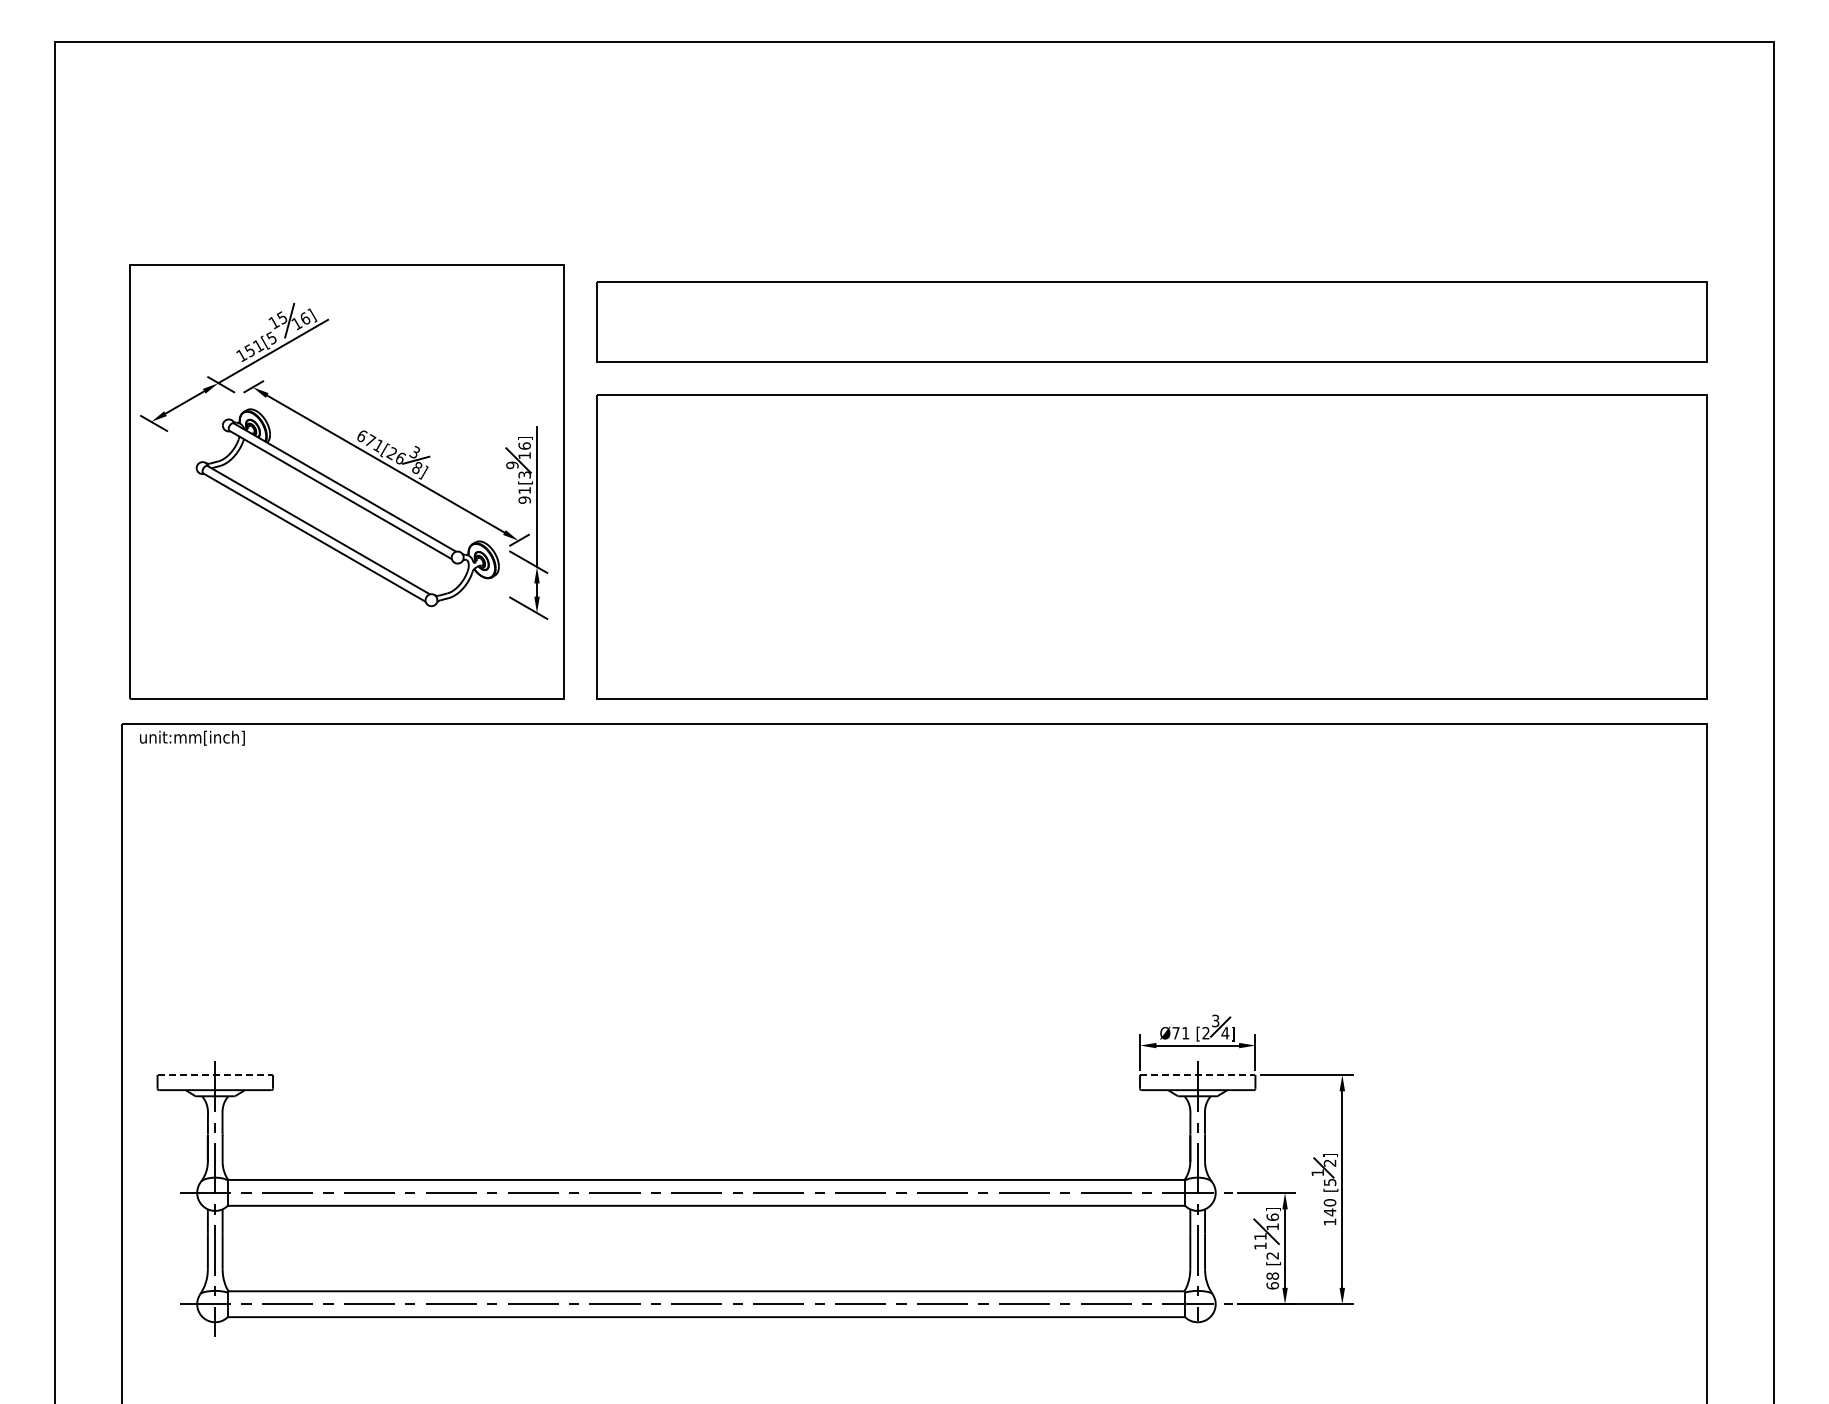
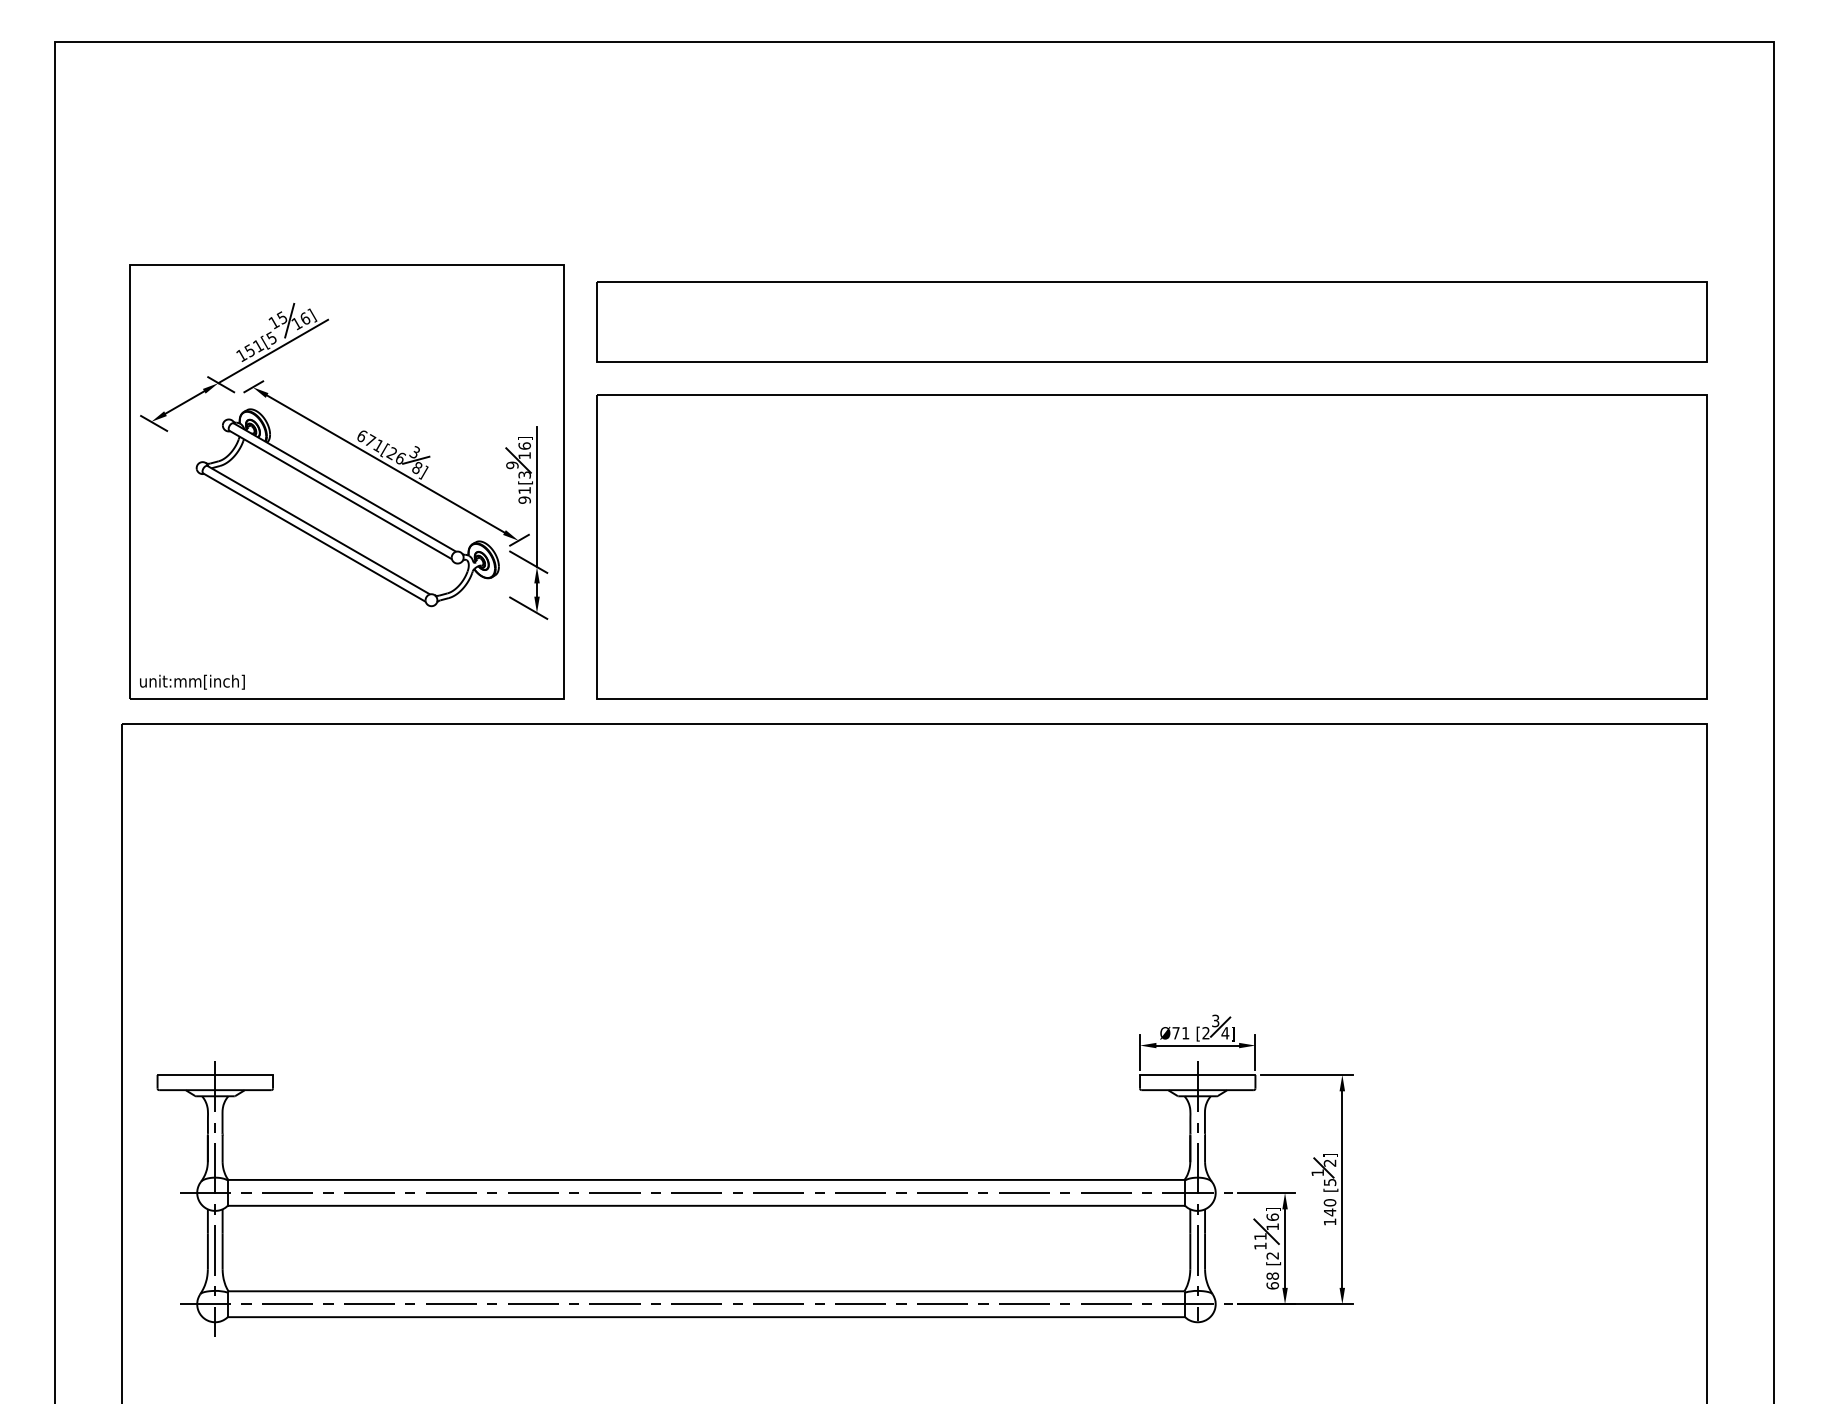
text position: (192, 737) -> (192, 681) (192, 681)
line: dashed -> solid (215, 1074)
line: dashed -> solid (1197, 1074)
